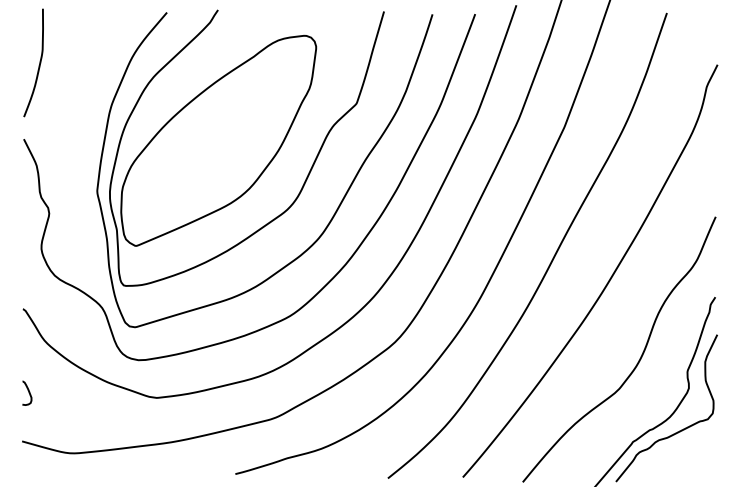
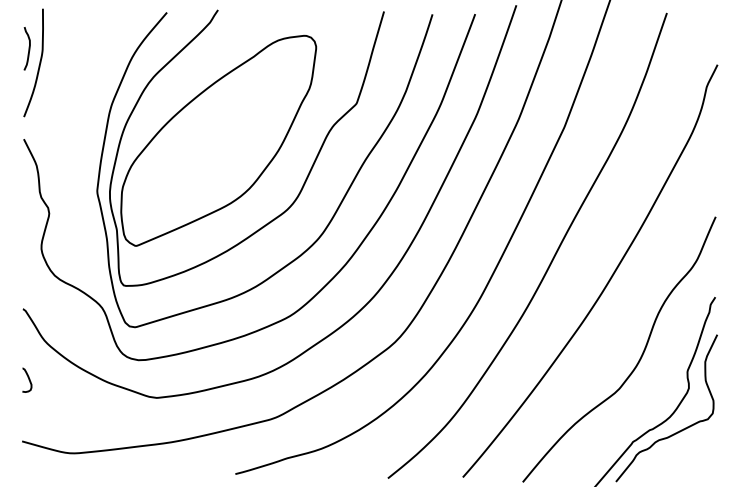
curve: none -> present (28, 48)
curve position: (28, 392) -> (28, 379) (28, 379)
